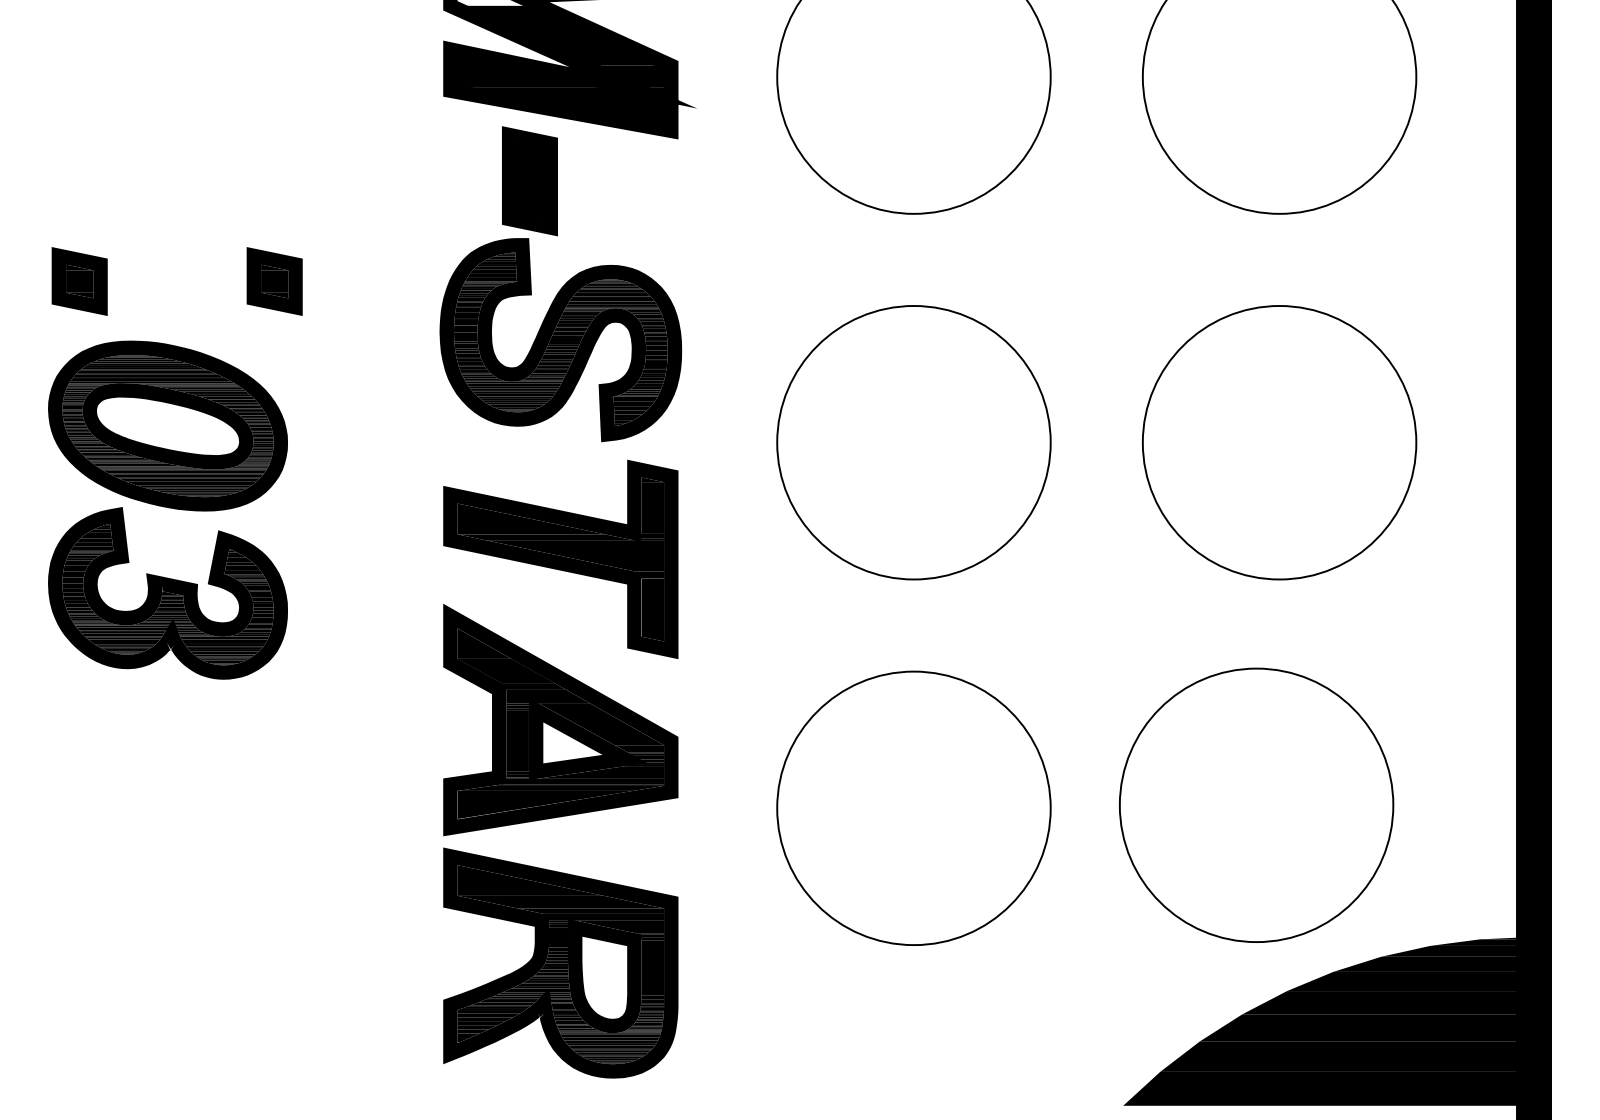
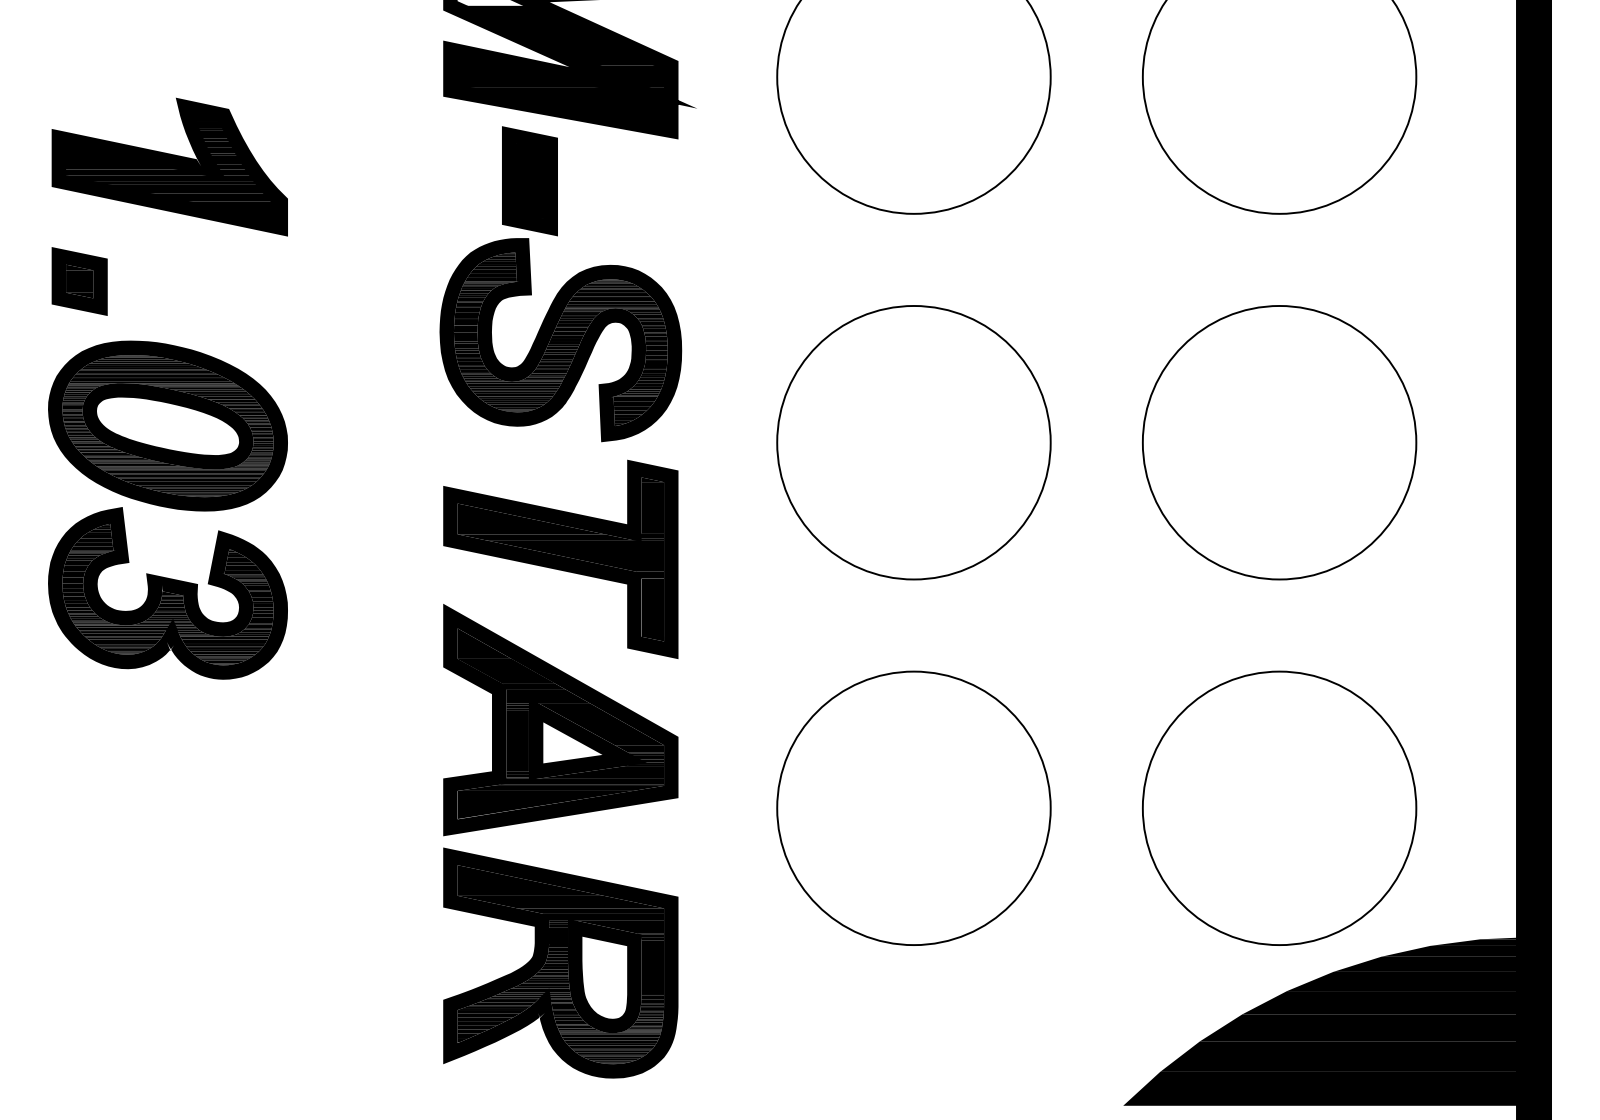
part: none -> present (169, 166)
part: present -> none (274, 281)
part position: (1256, 804) -> (1279, 807) (1279, 807)
